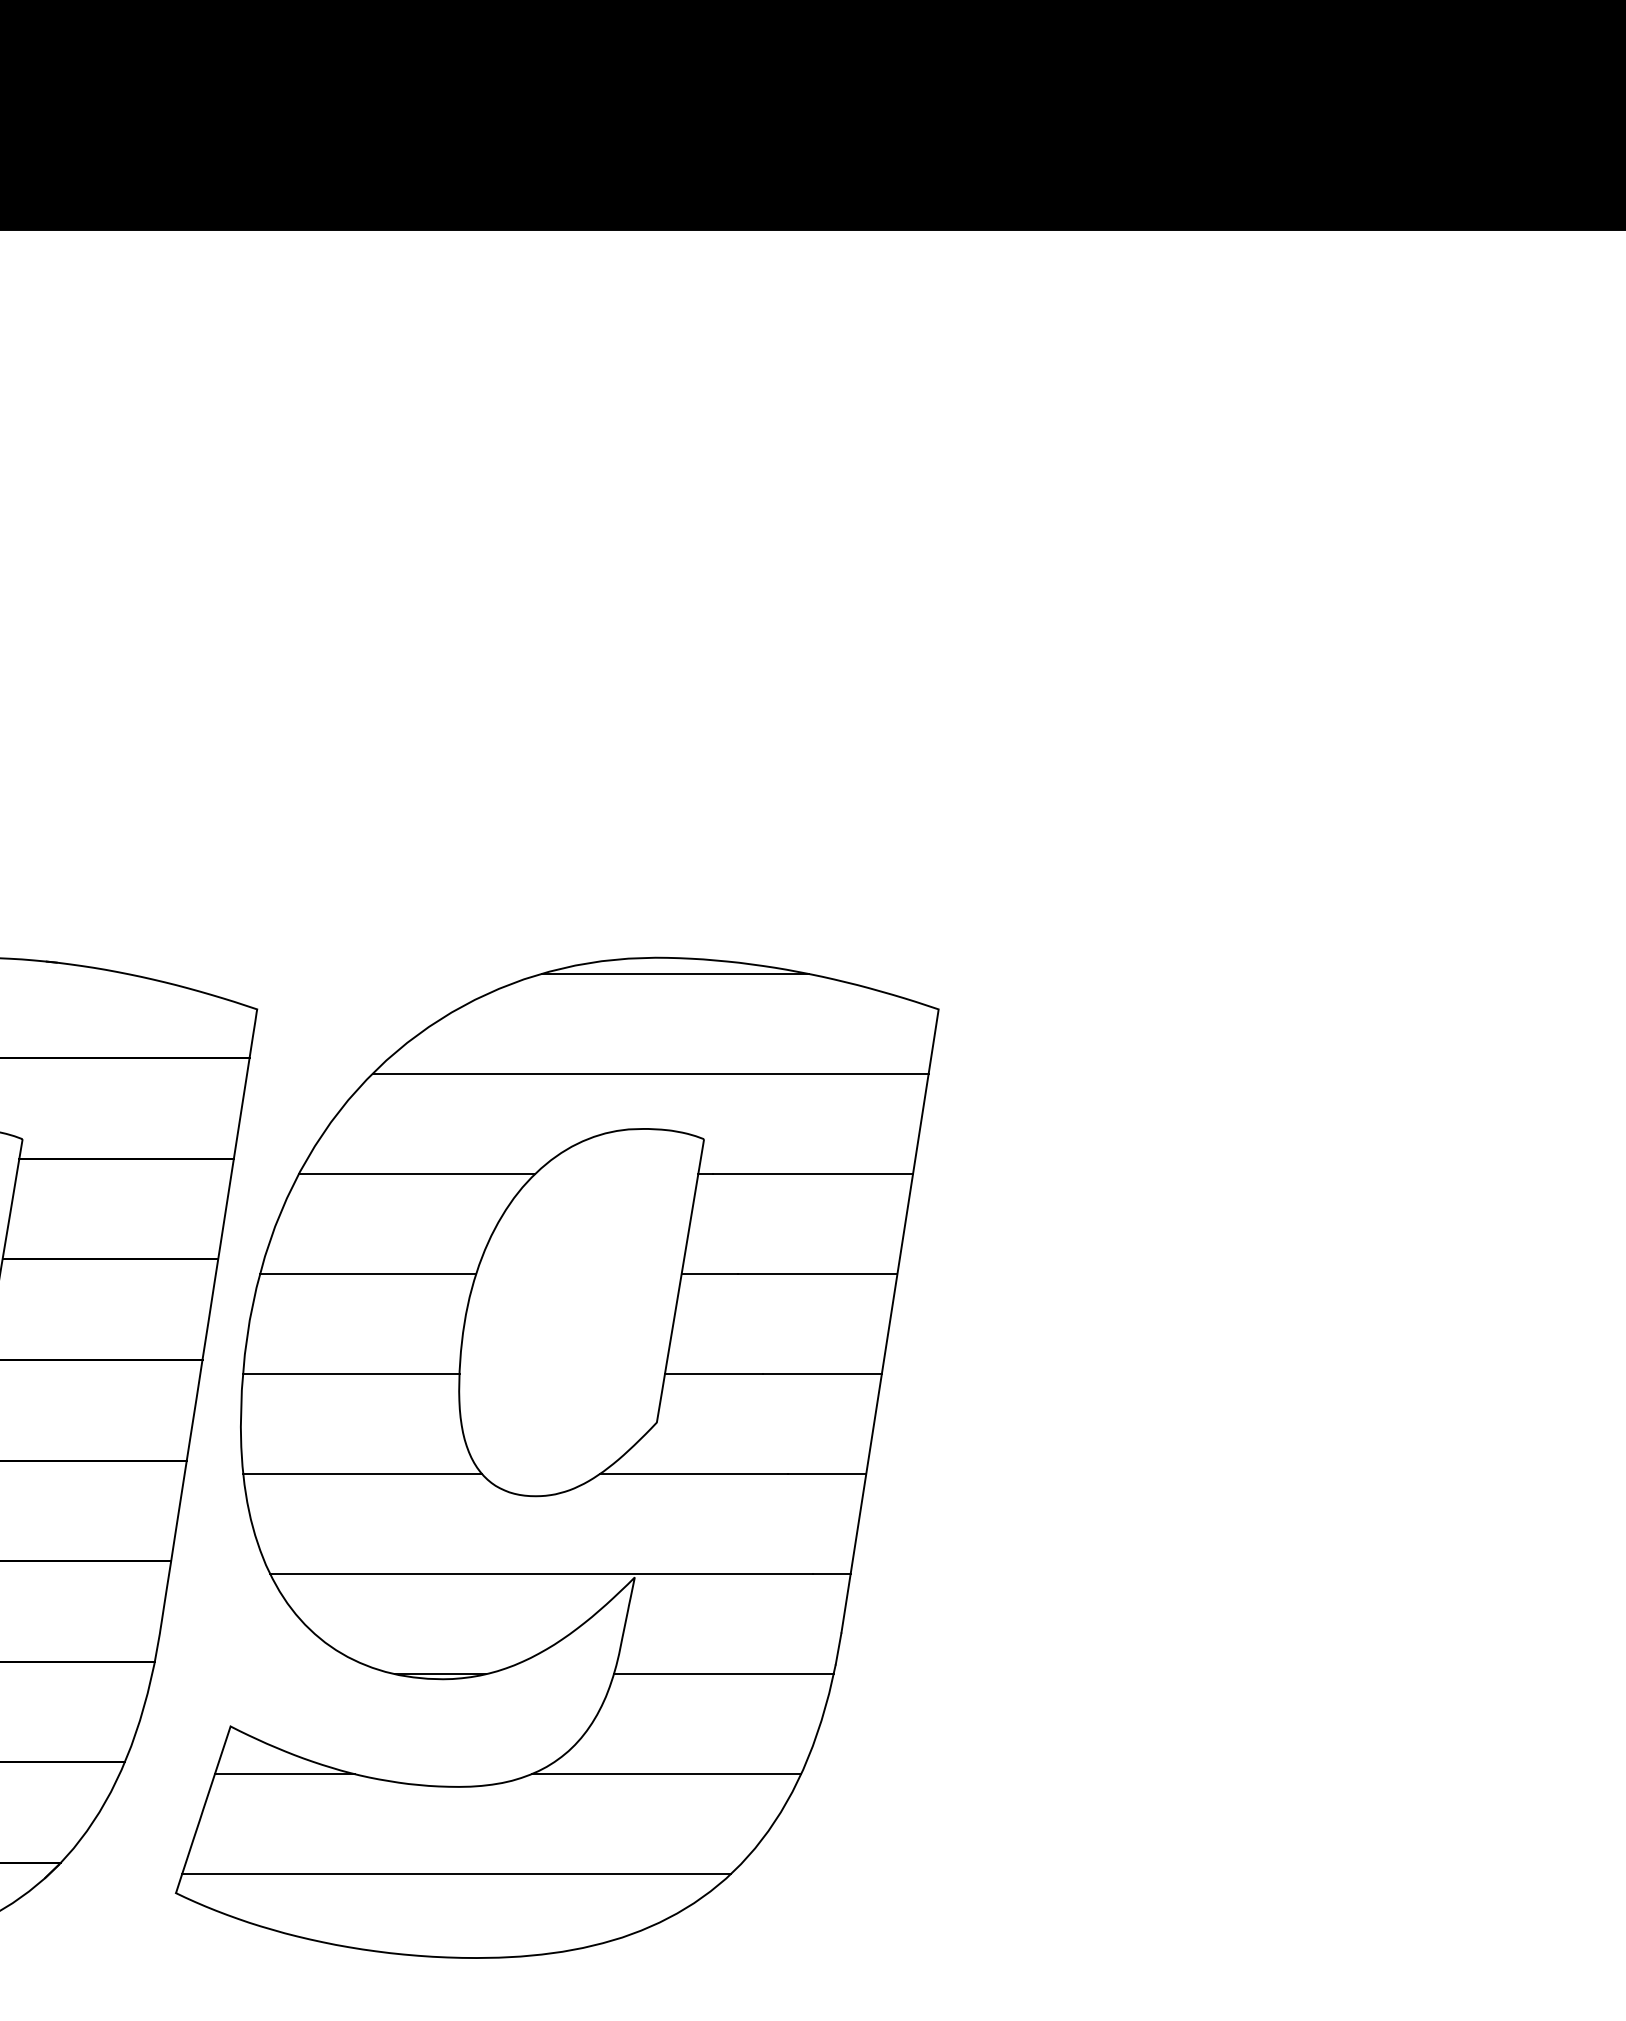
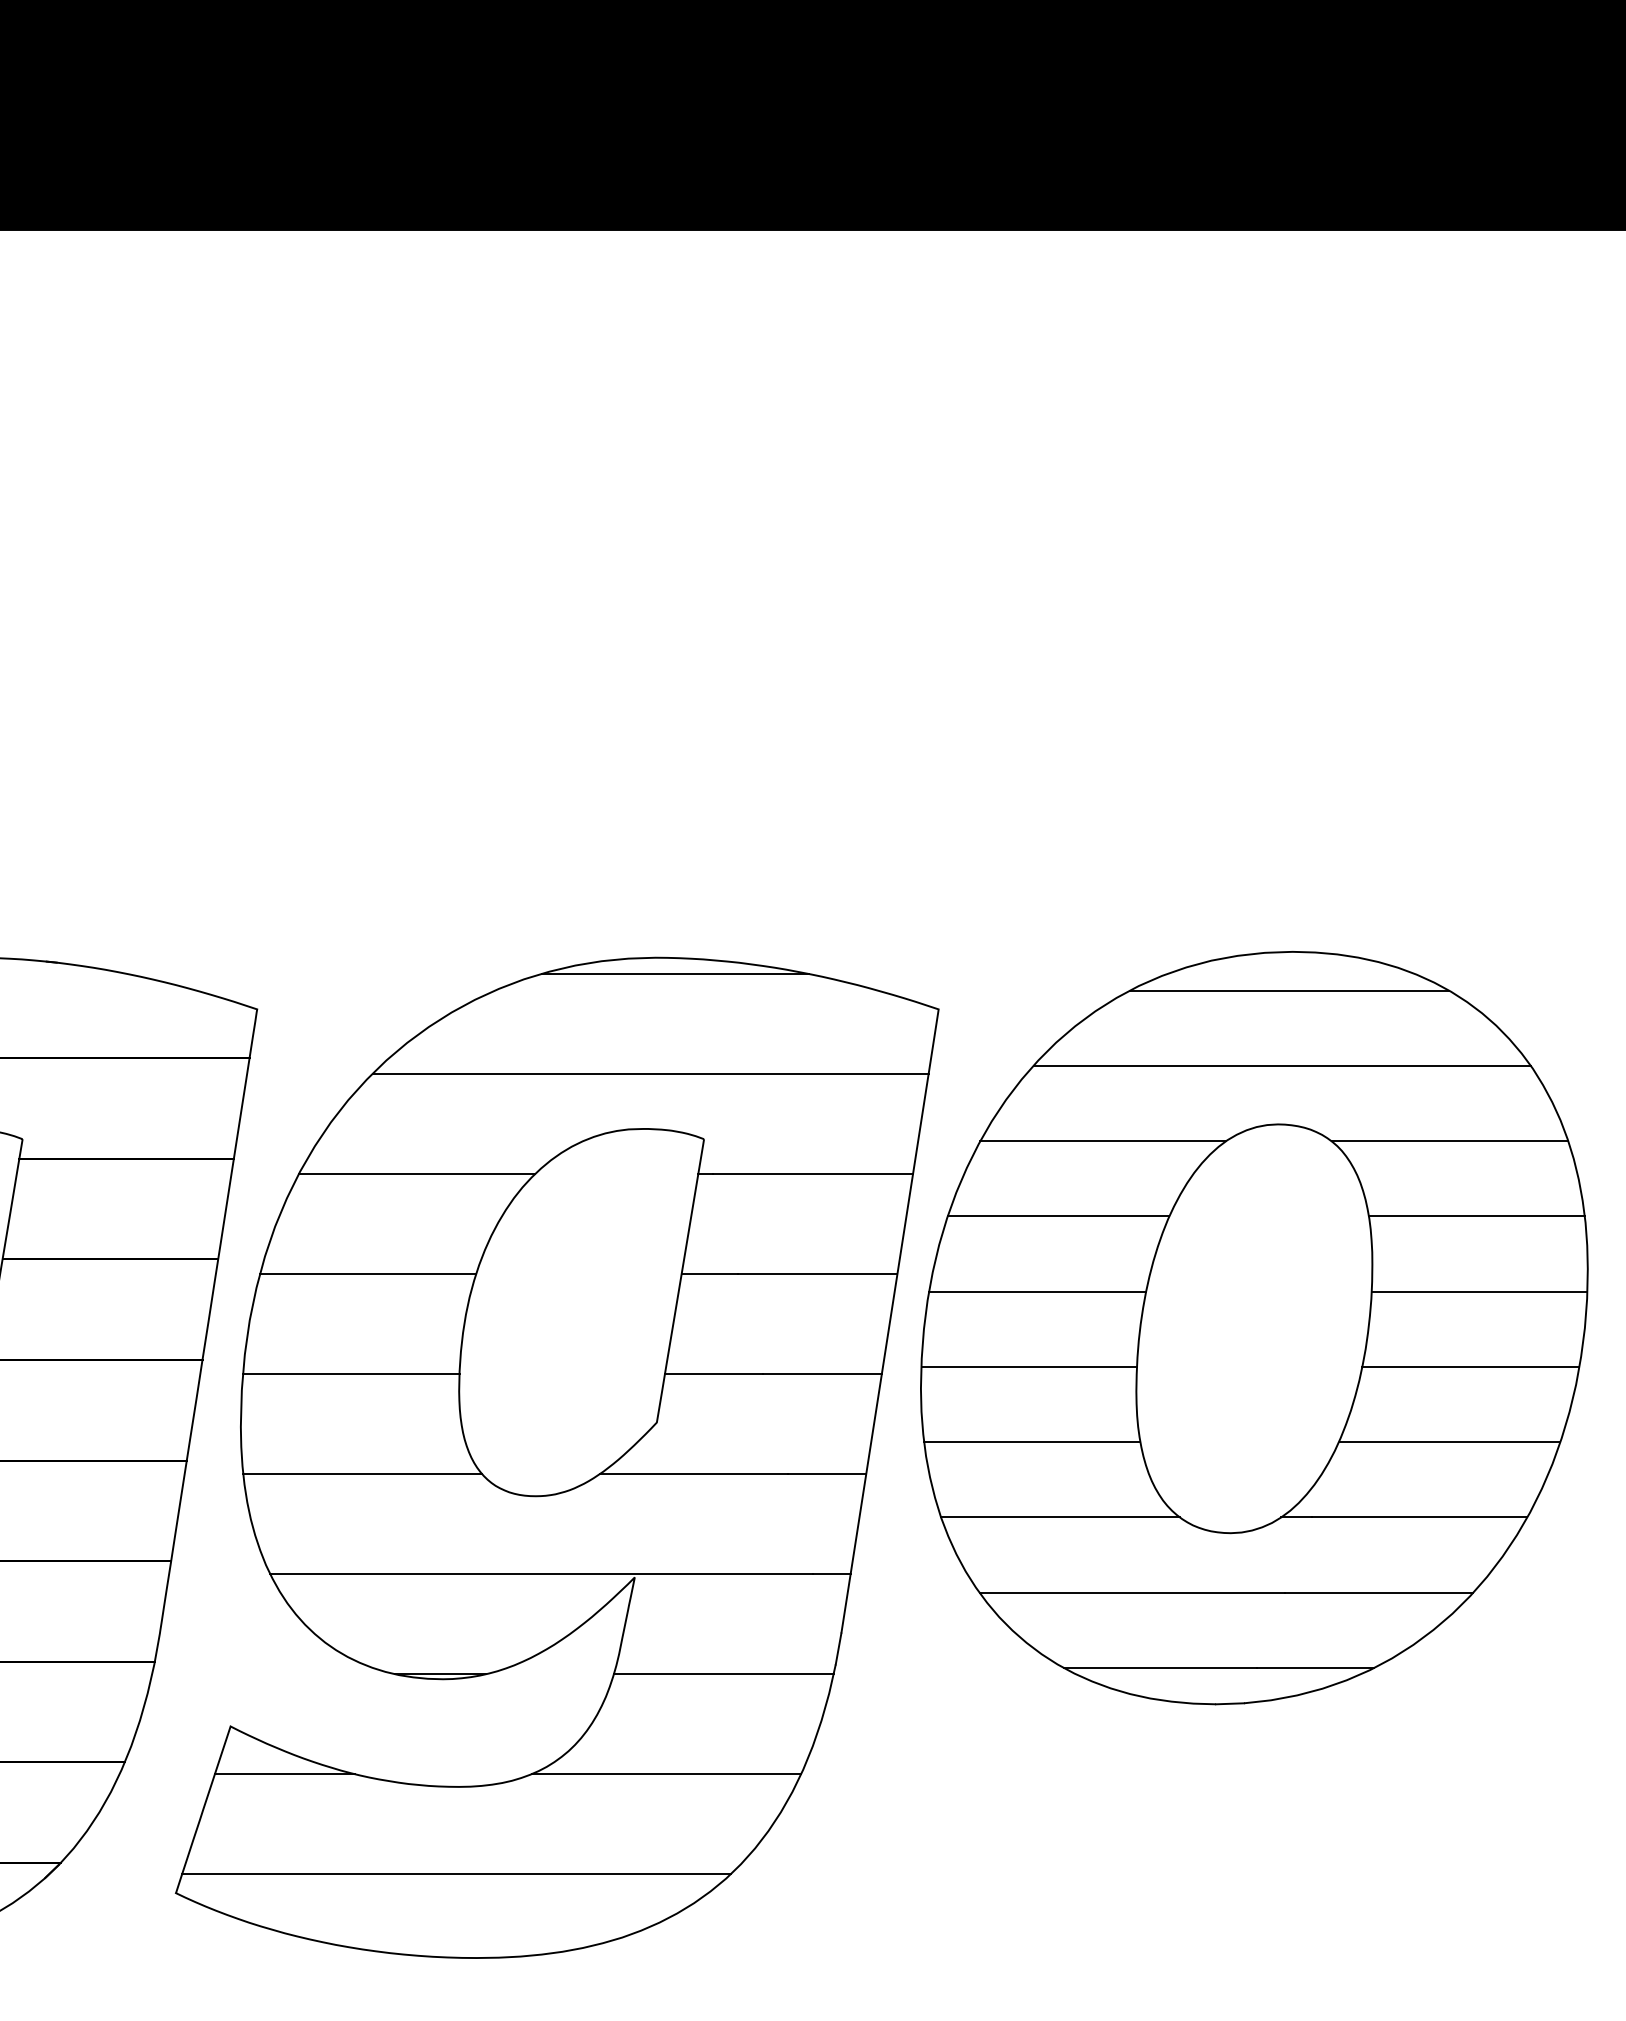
part: none -> present (1254, 1328)
